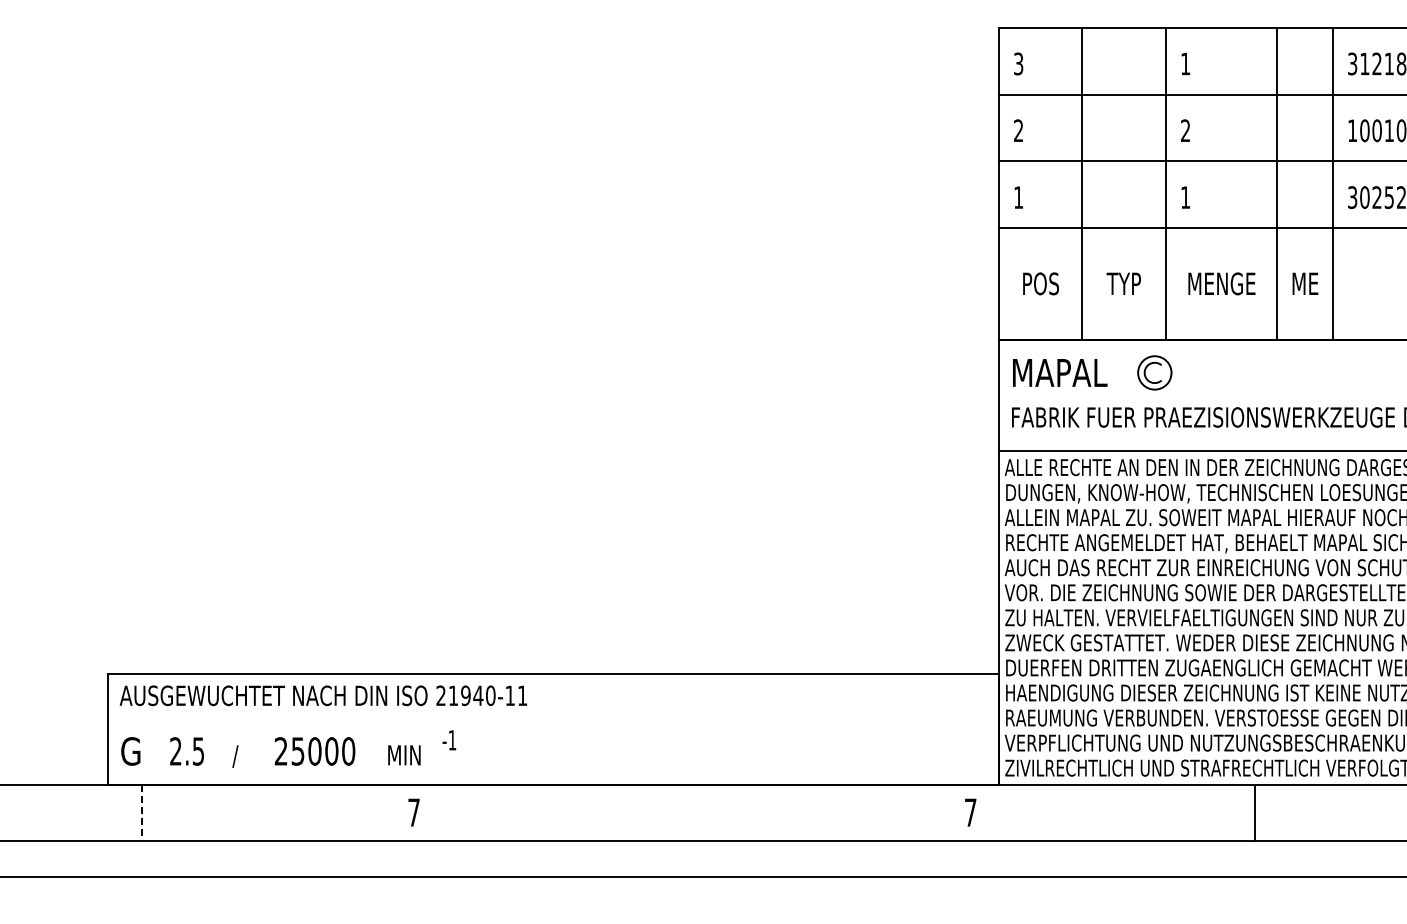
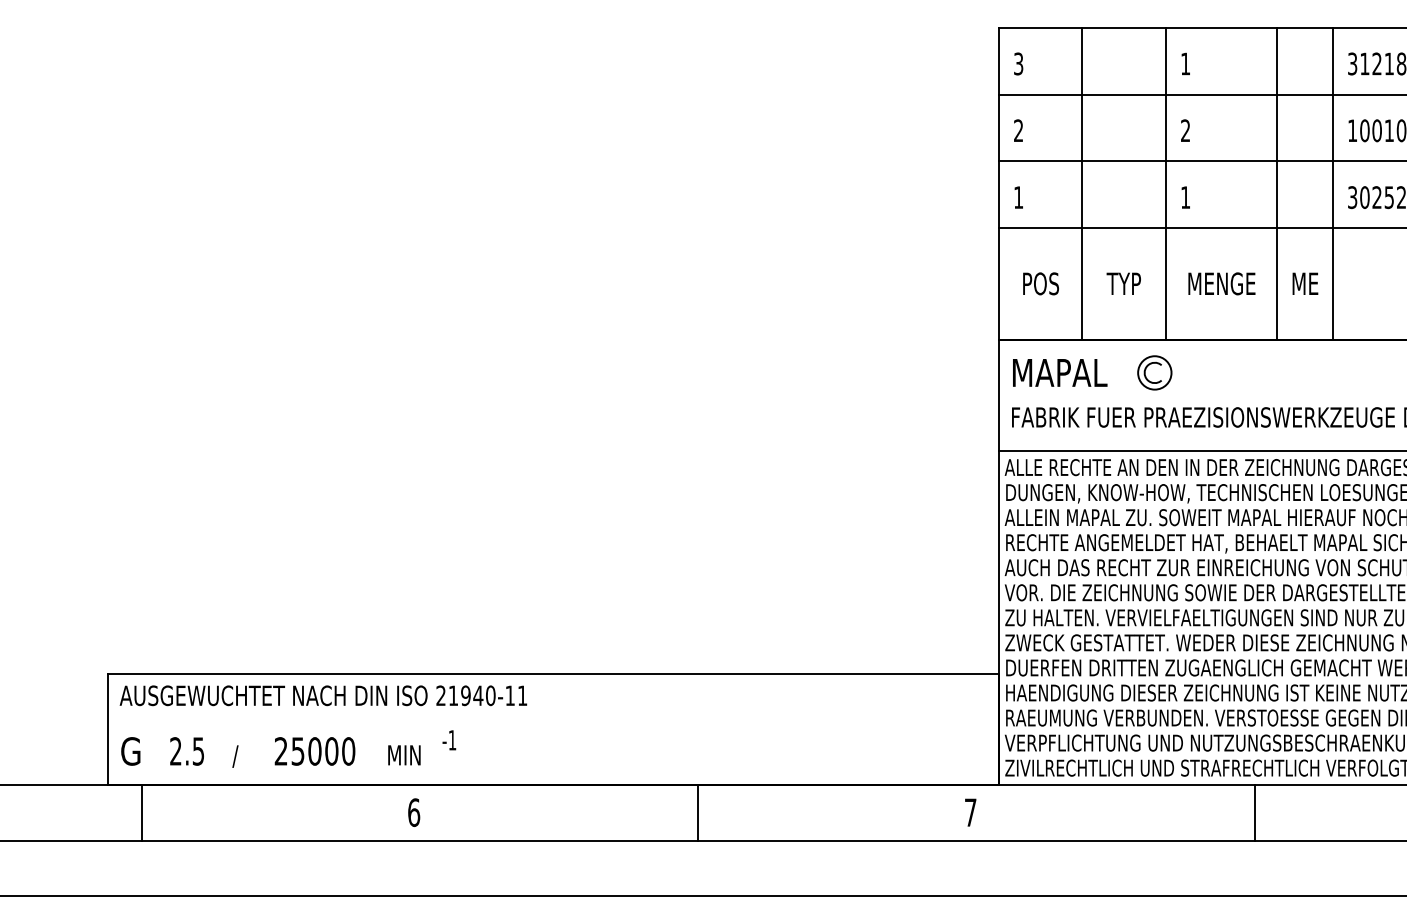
line: dashed -> solid (141, 812)
text: 7 -> 6 (414, 812)
line: none -> present (698, 812)
line position: (702, 877) -> (702, 896) (702, 896)
